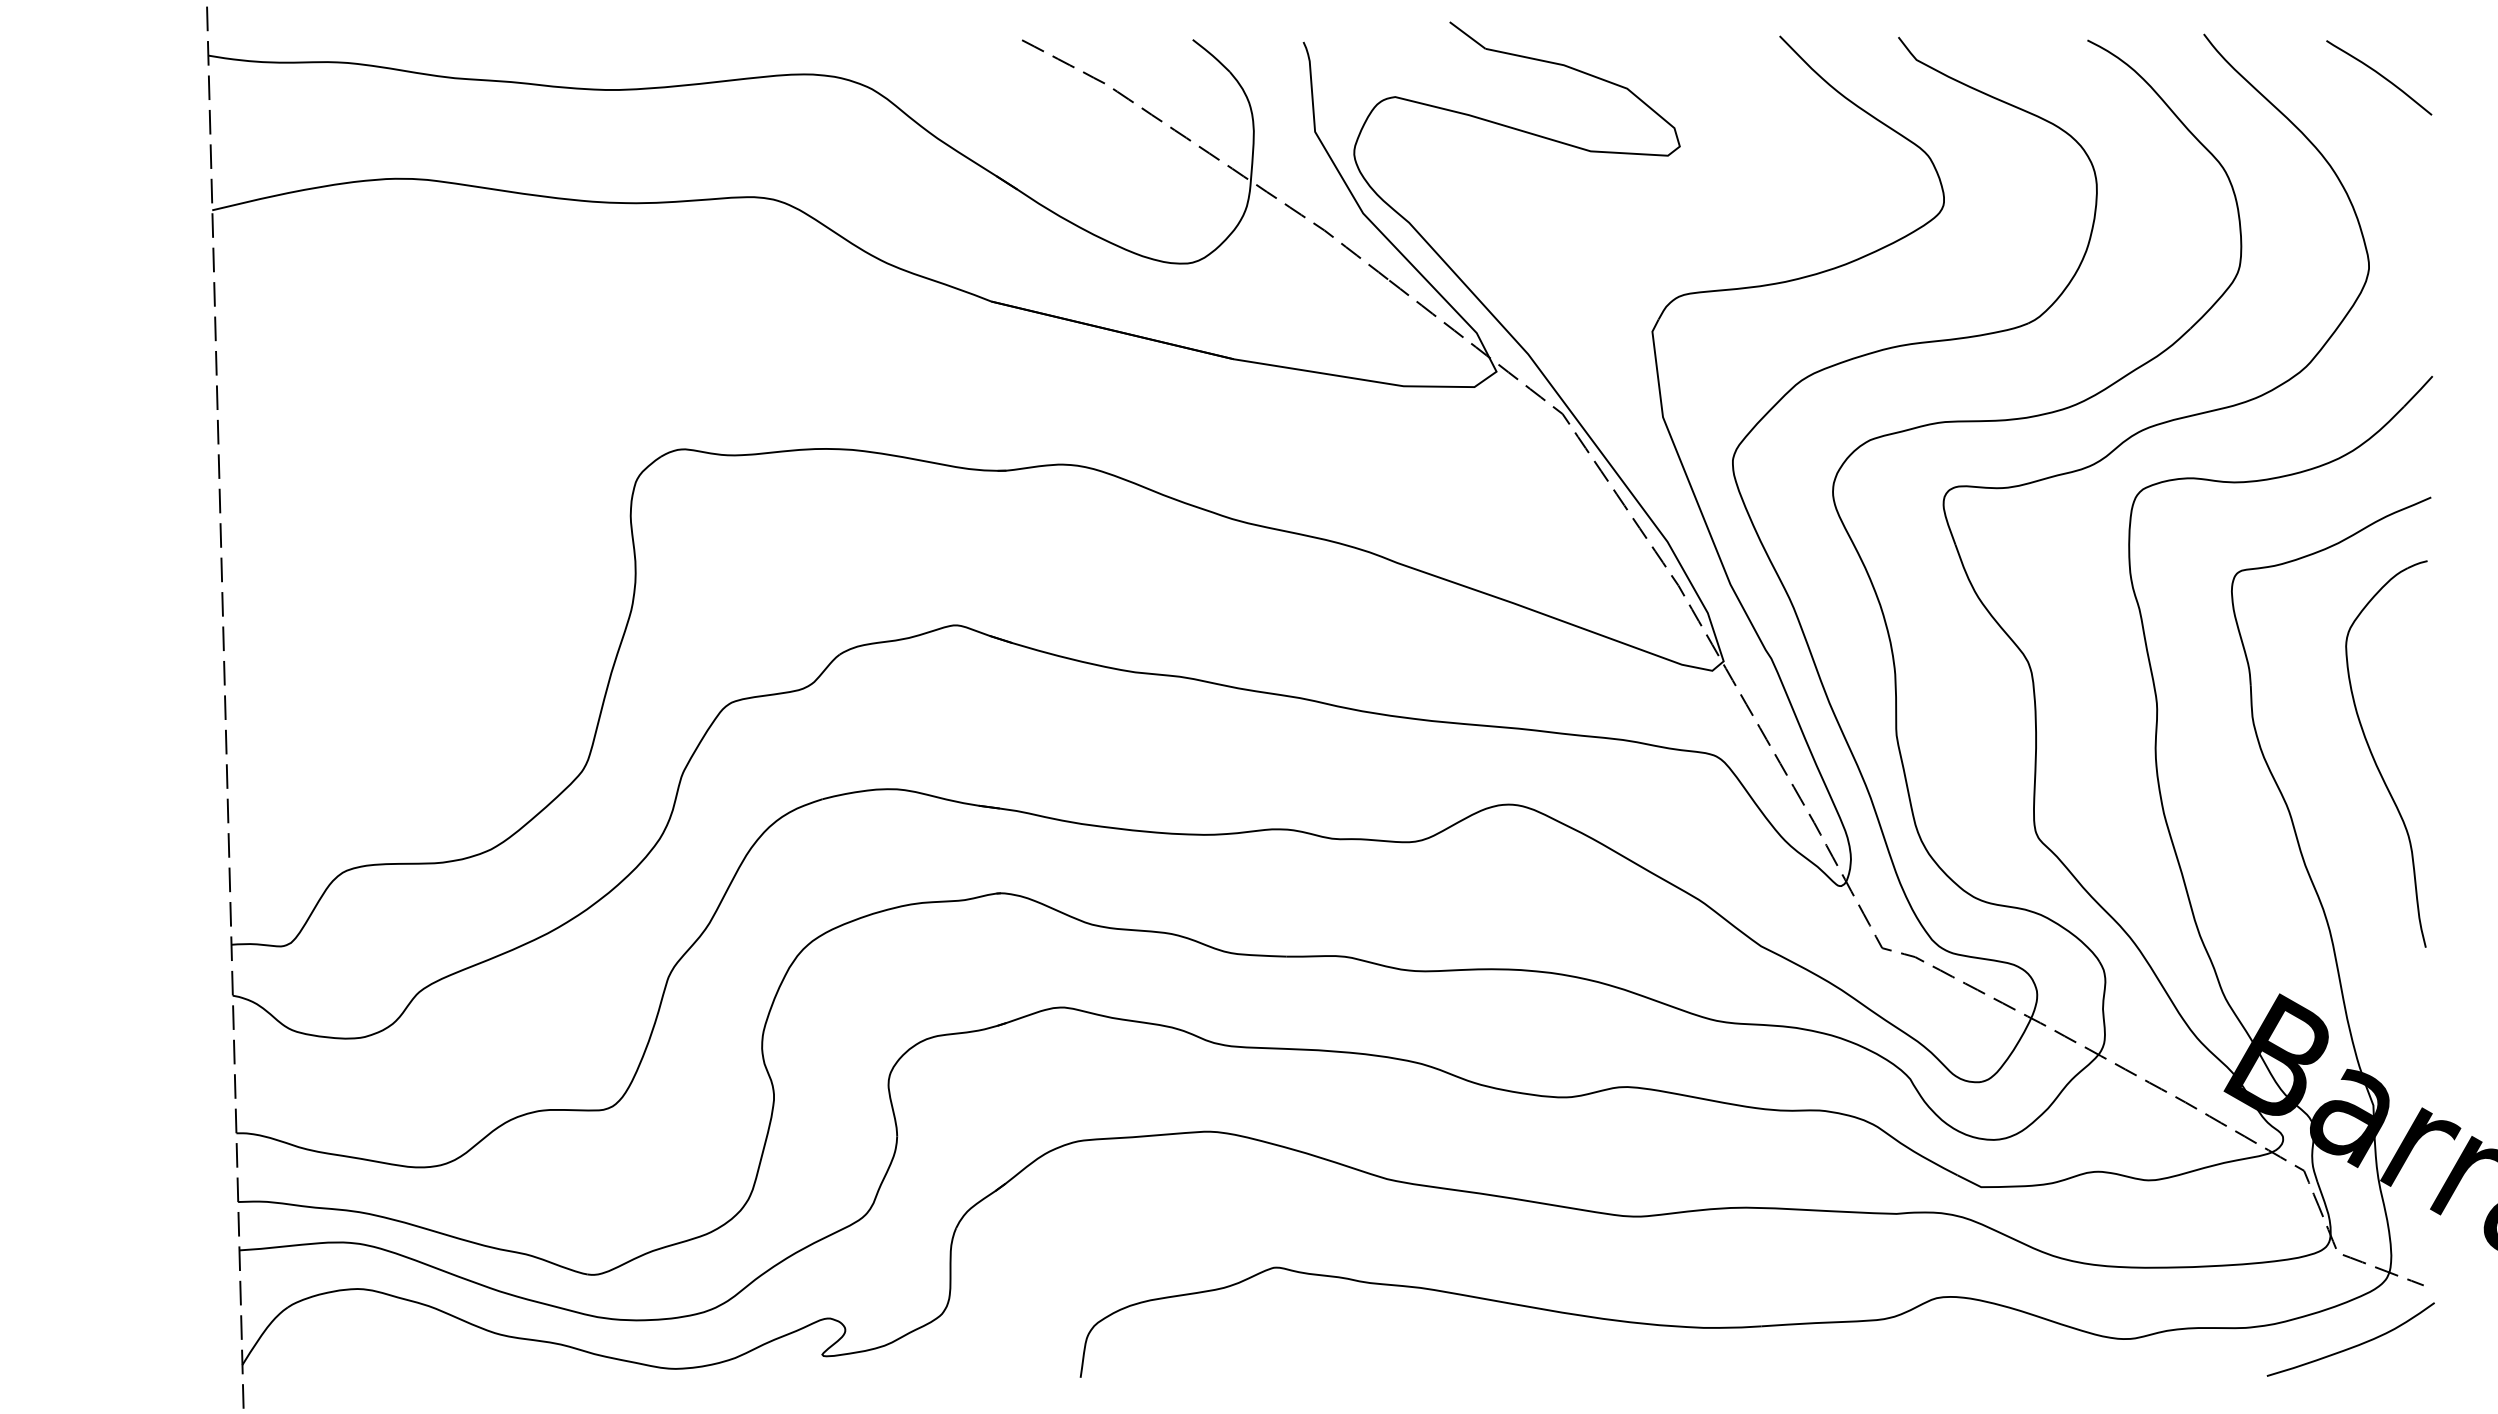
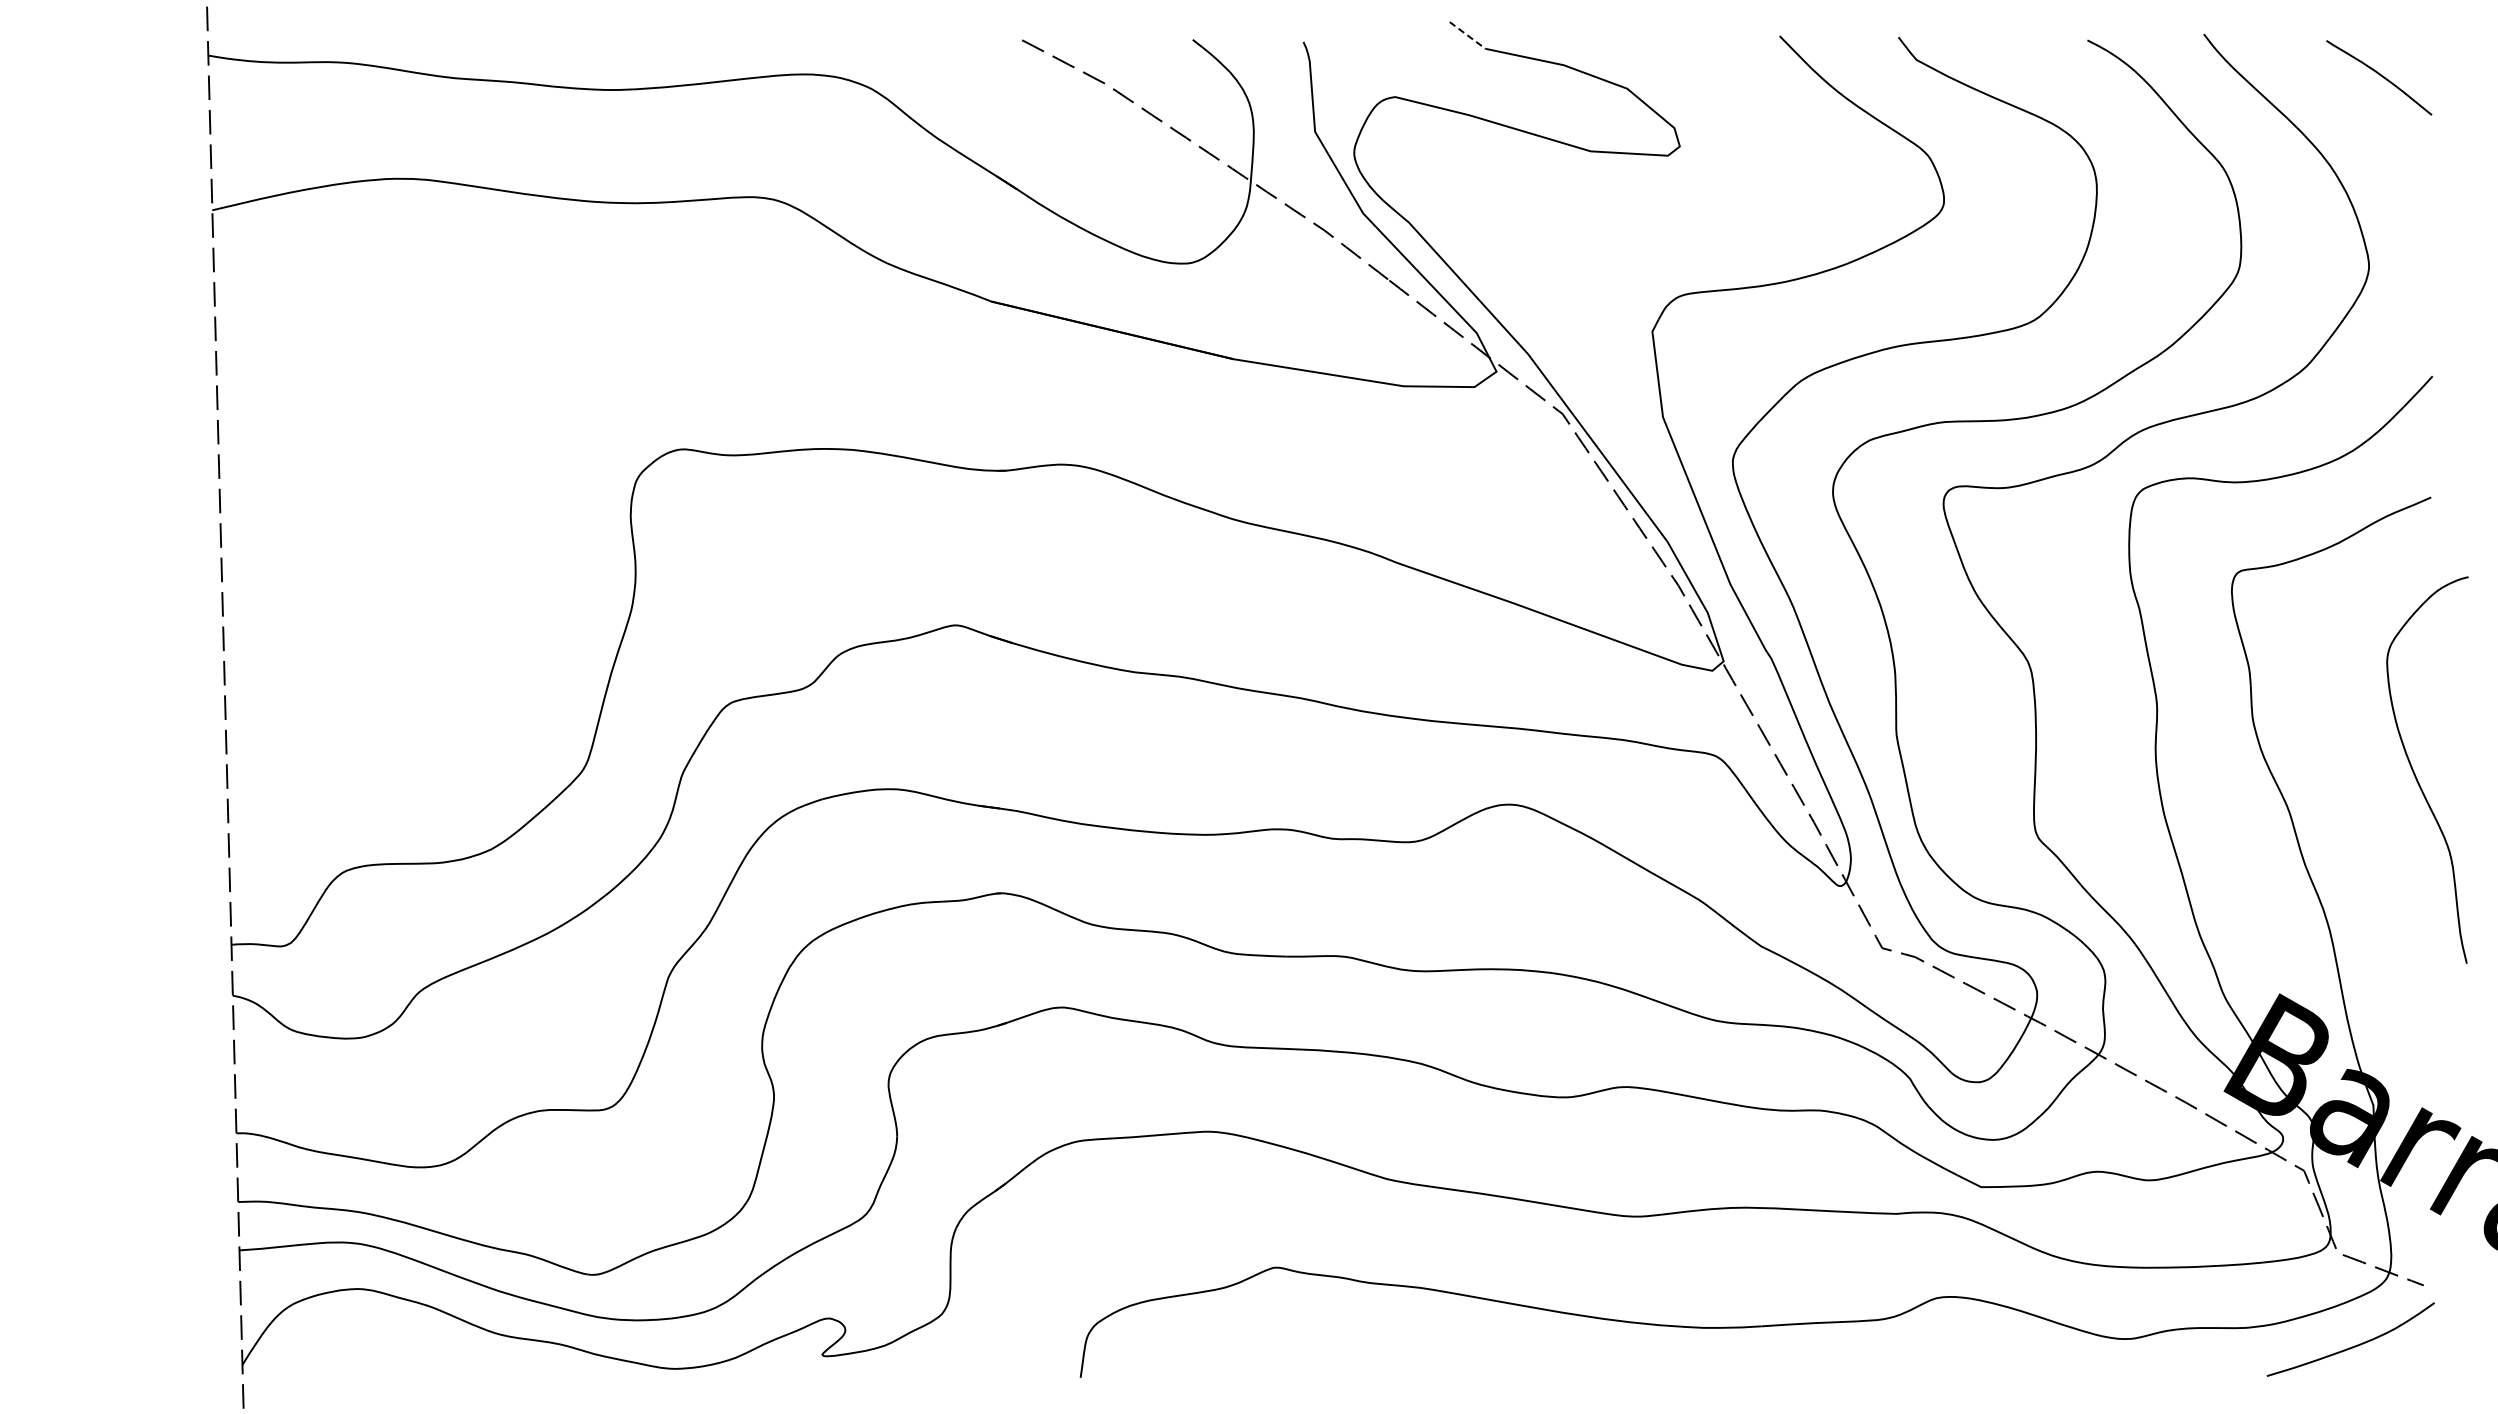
line: solid -> dashed (1468, 35)
part position: (2374, 757) -> (2415, 773) (2415, 773)
